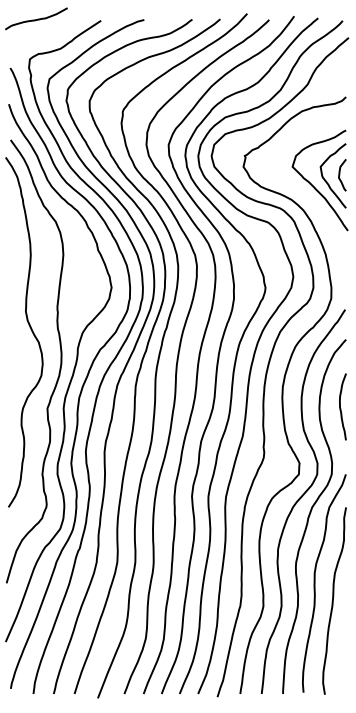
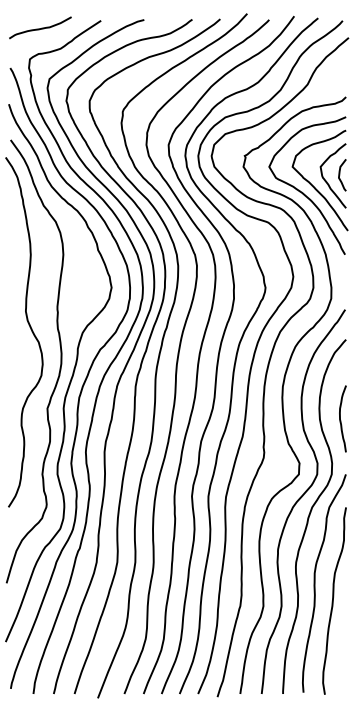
curve position: (37, 18) -> (41, 27) (41, 27)
curve: none -> present (303, 192)
curve position: (340, 406) -> (340, 418) (340, 418)
